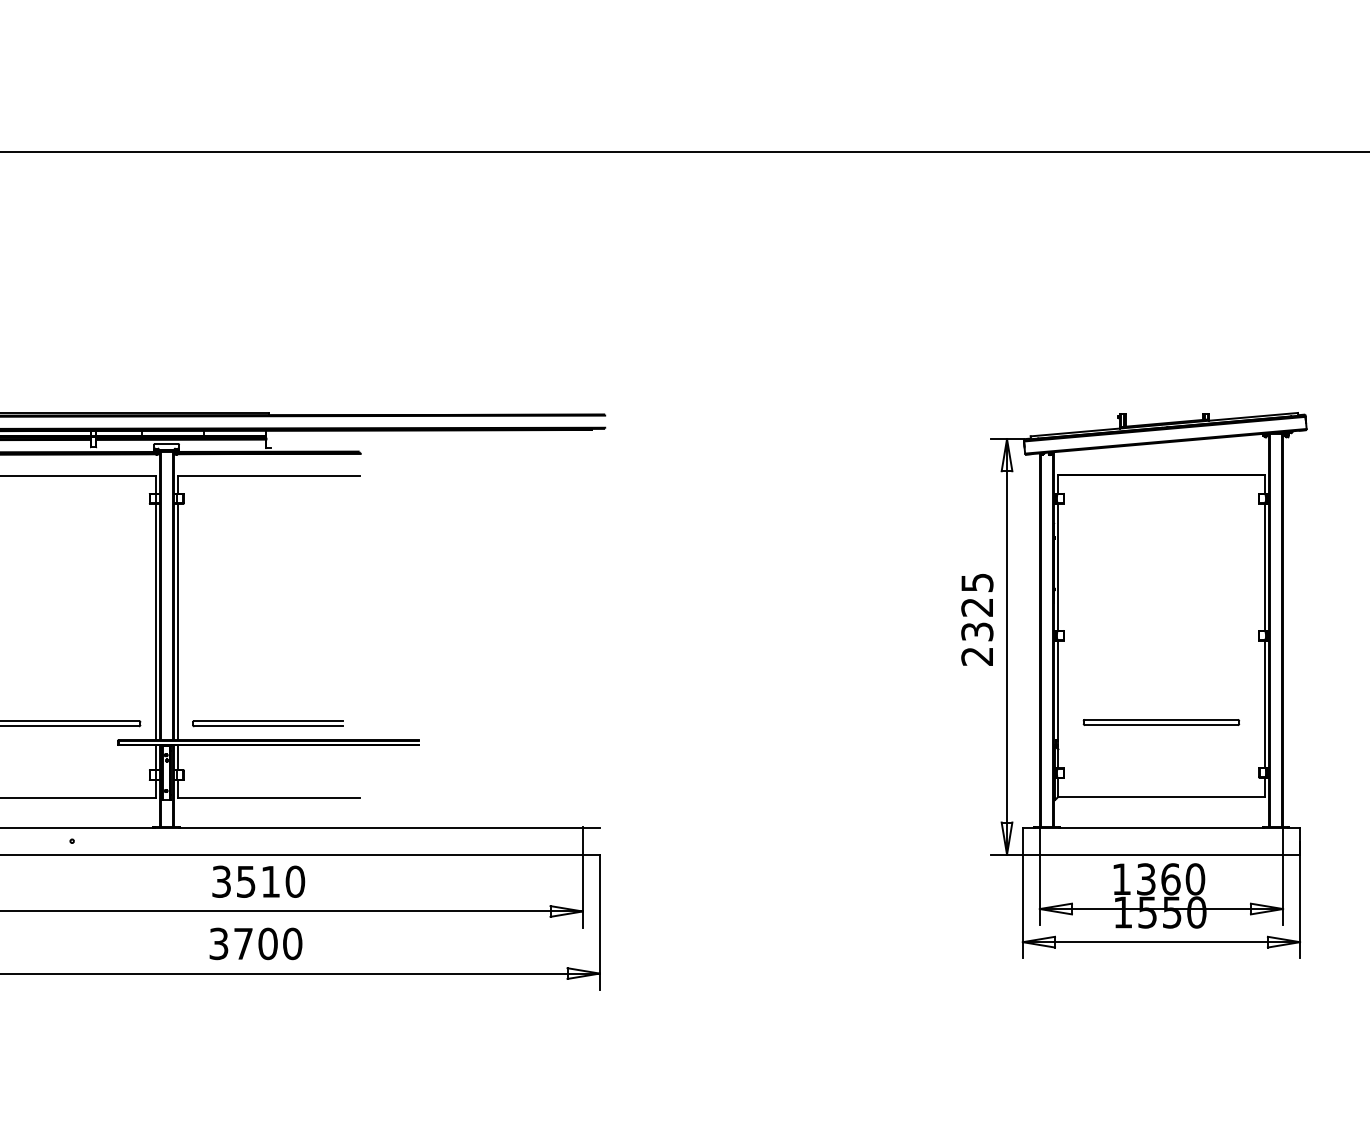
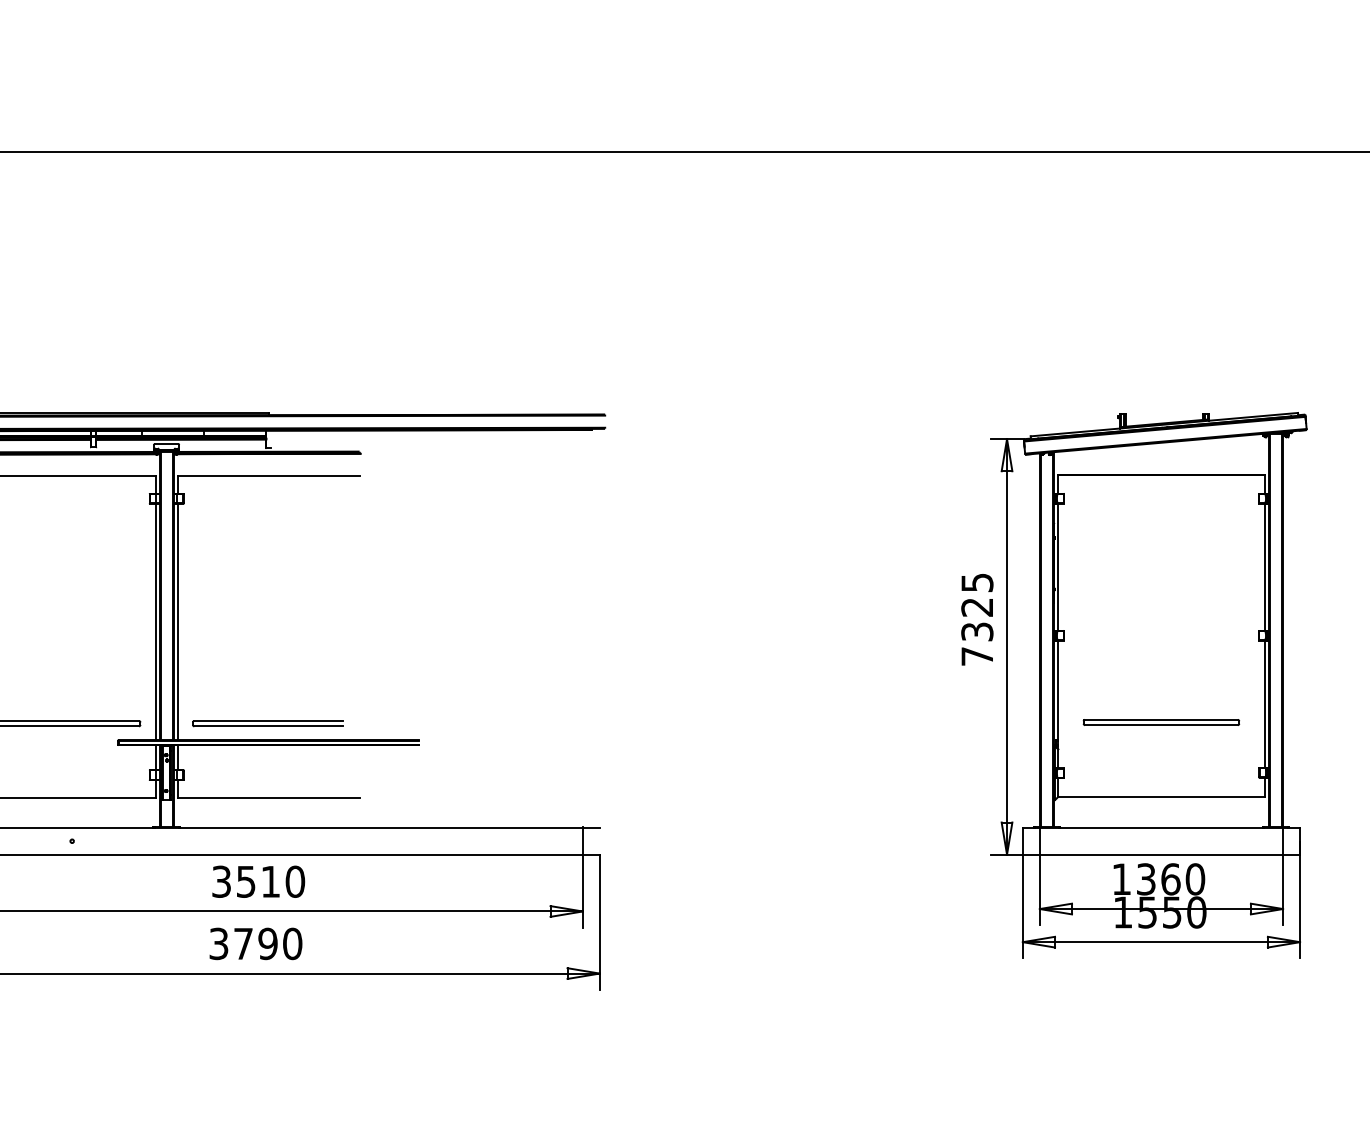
text: 2325 -> 7325 (976, 656)
text: 3700 -> 3790 (267, 944)
